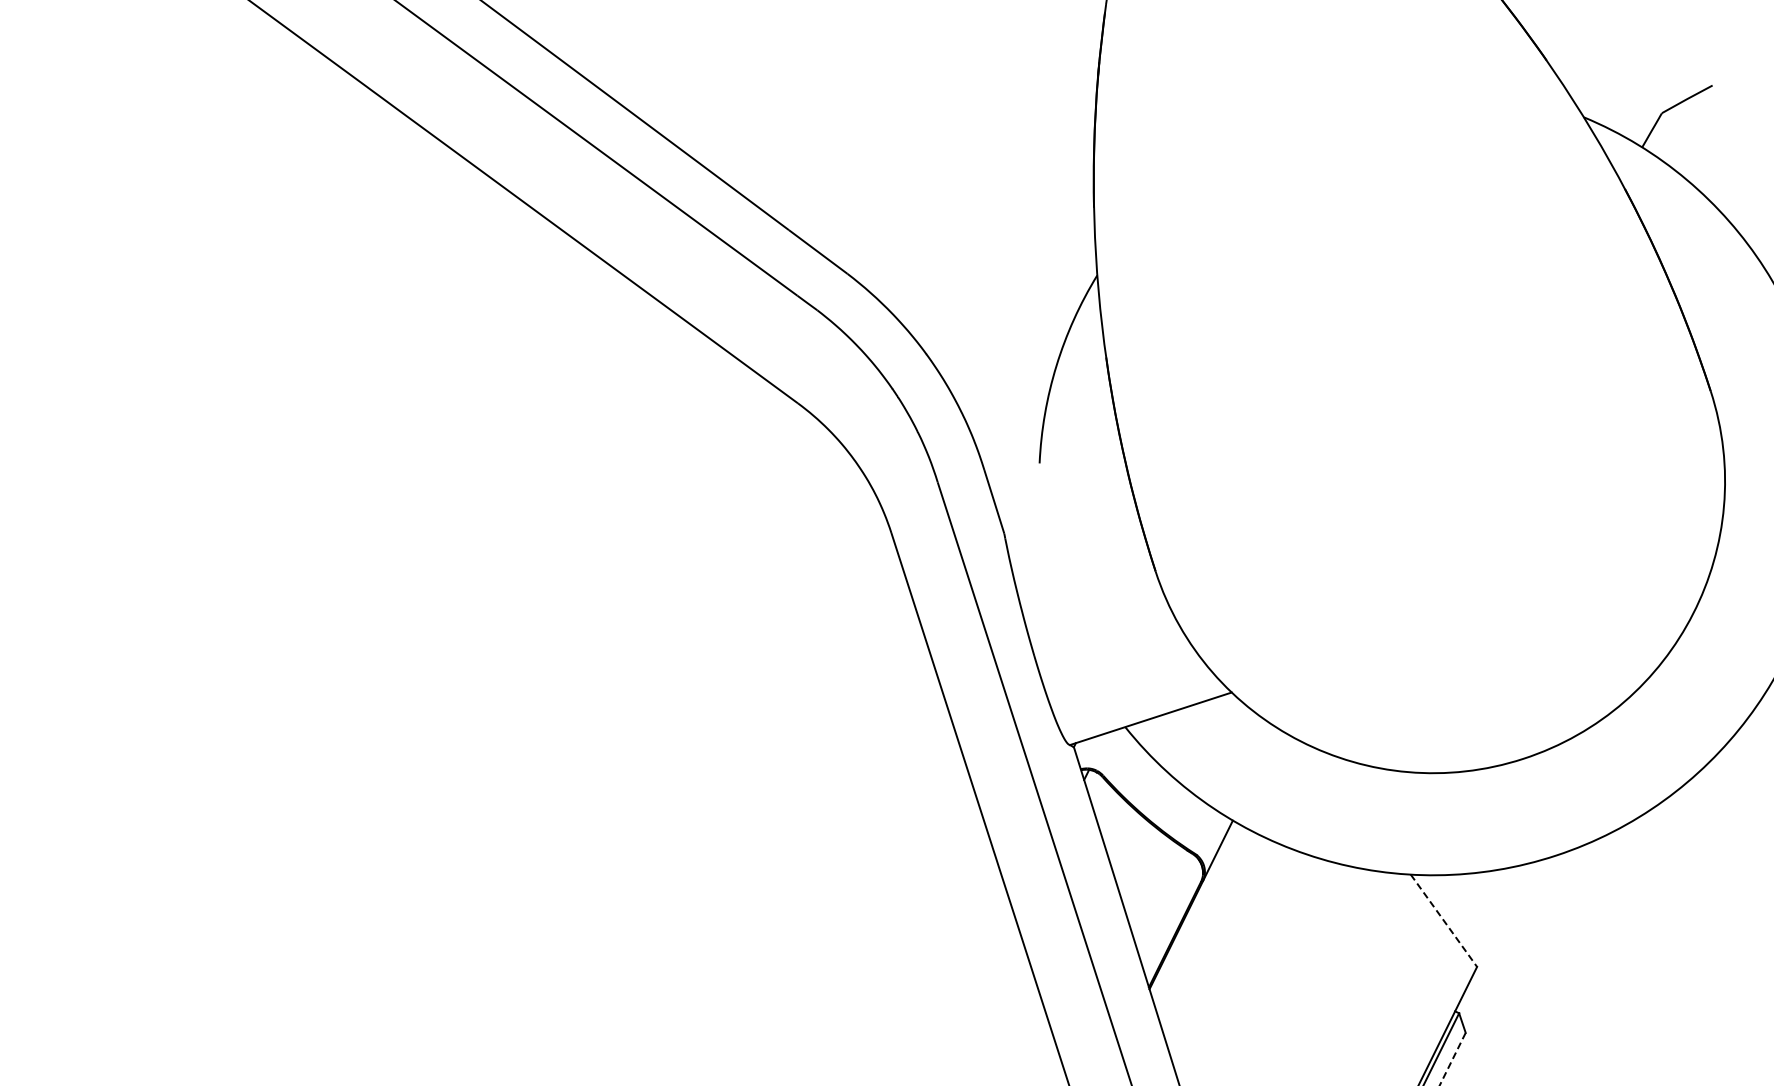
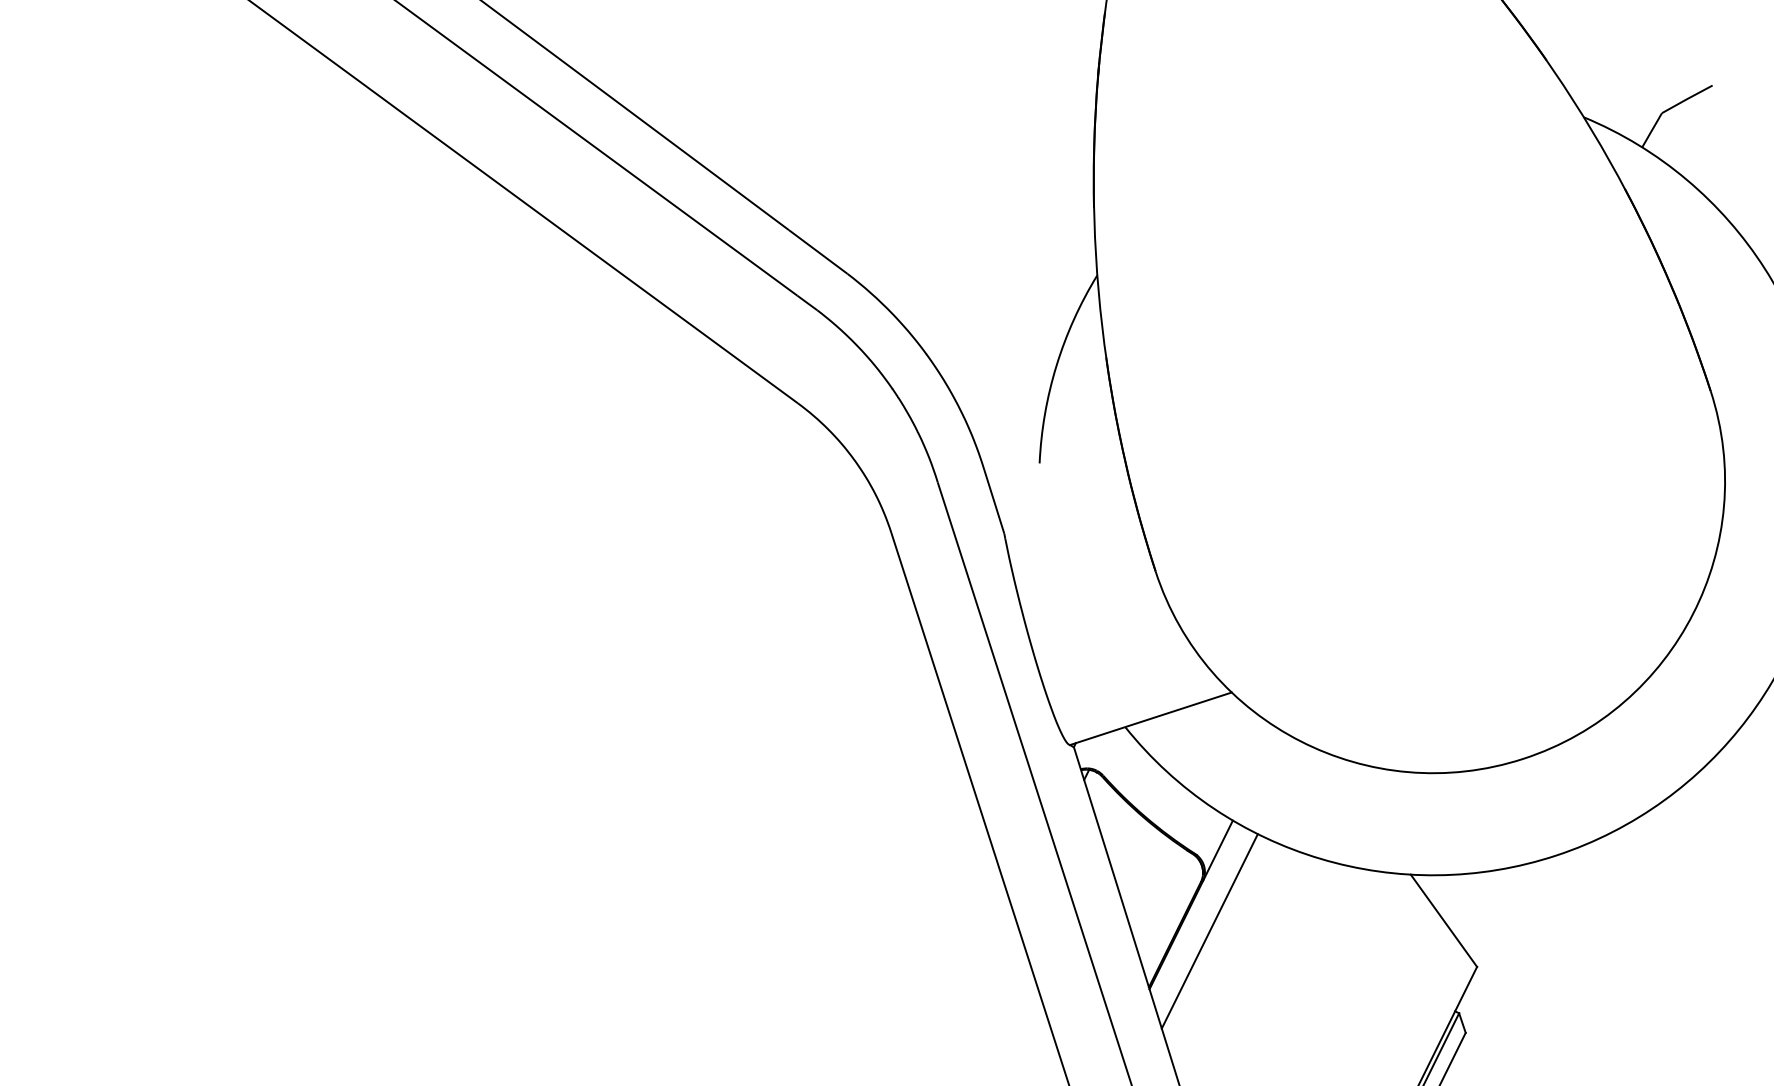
line: dashed -> solid (1443, 920)
line: none -> present (1209, 931)
line: dashed -> solid (1452, 1059)
